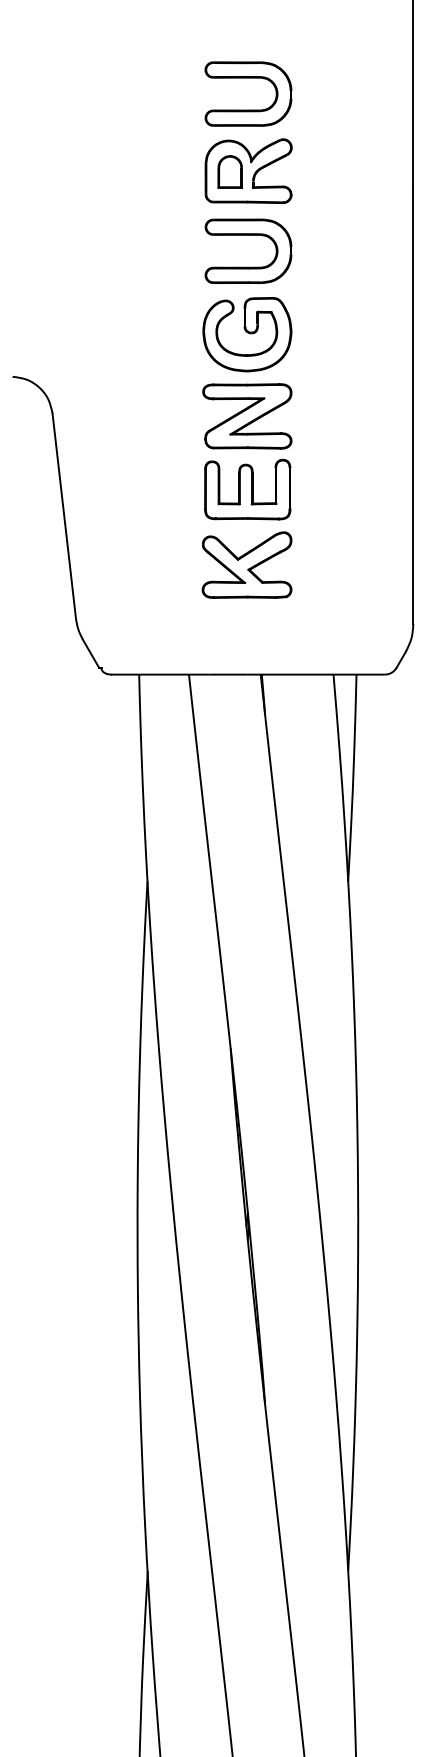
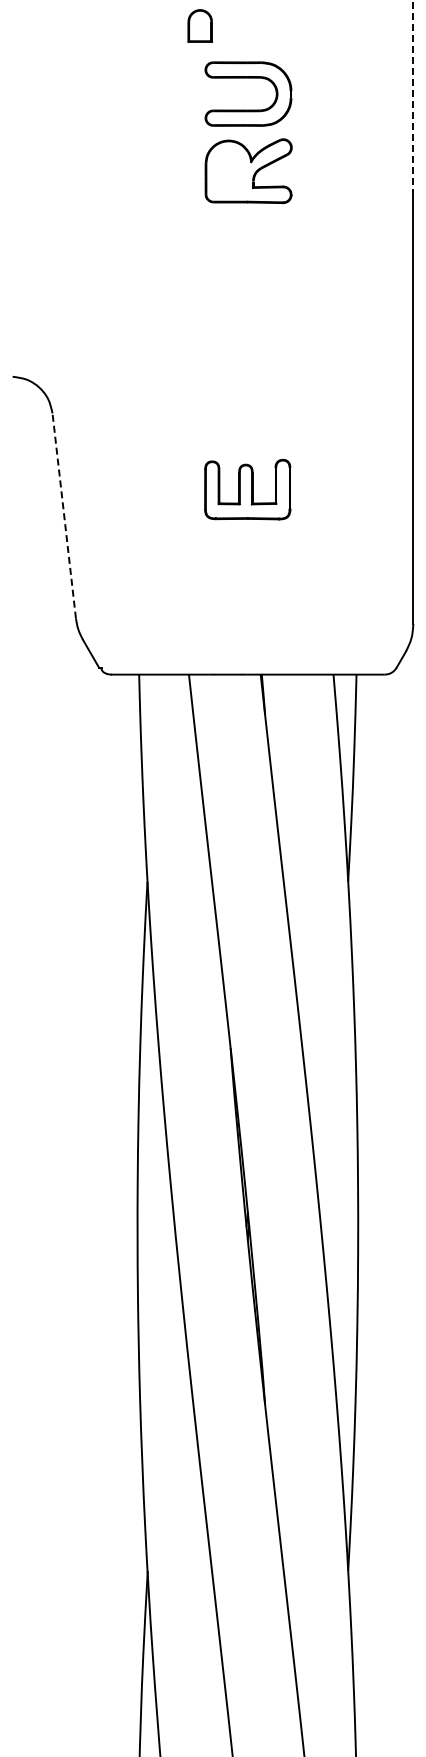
line: solid -> dashed (413, 96)
part position: (229, 171) -> (199, 25) (199, 25)
part: present -> none (248, 235)
part: present -> none (247, 334)
part: present -> none (247, 416)
line: solid -> dashed (64, 515)
part: present -> none (246, 564)
